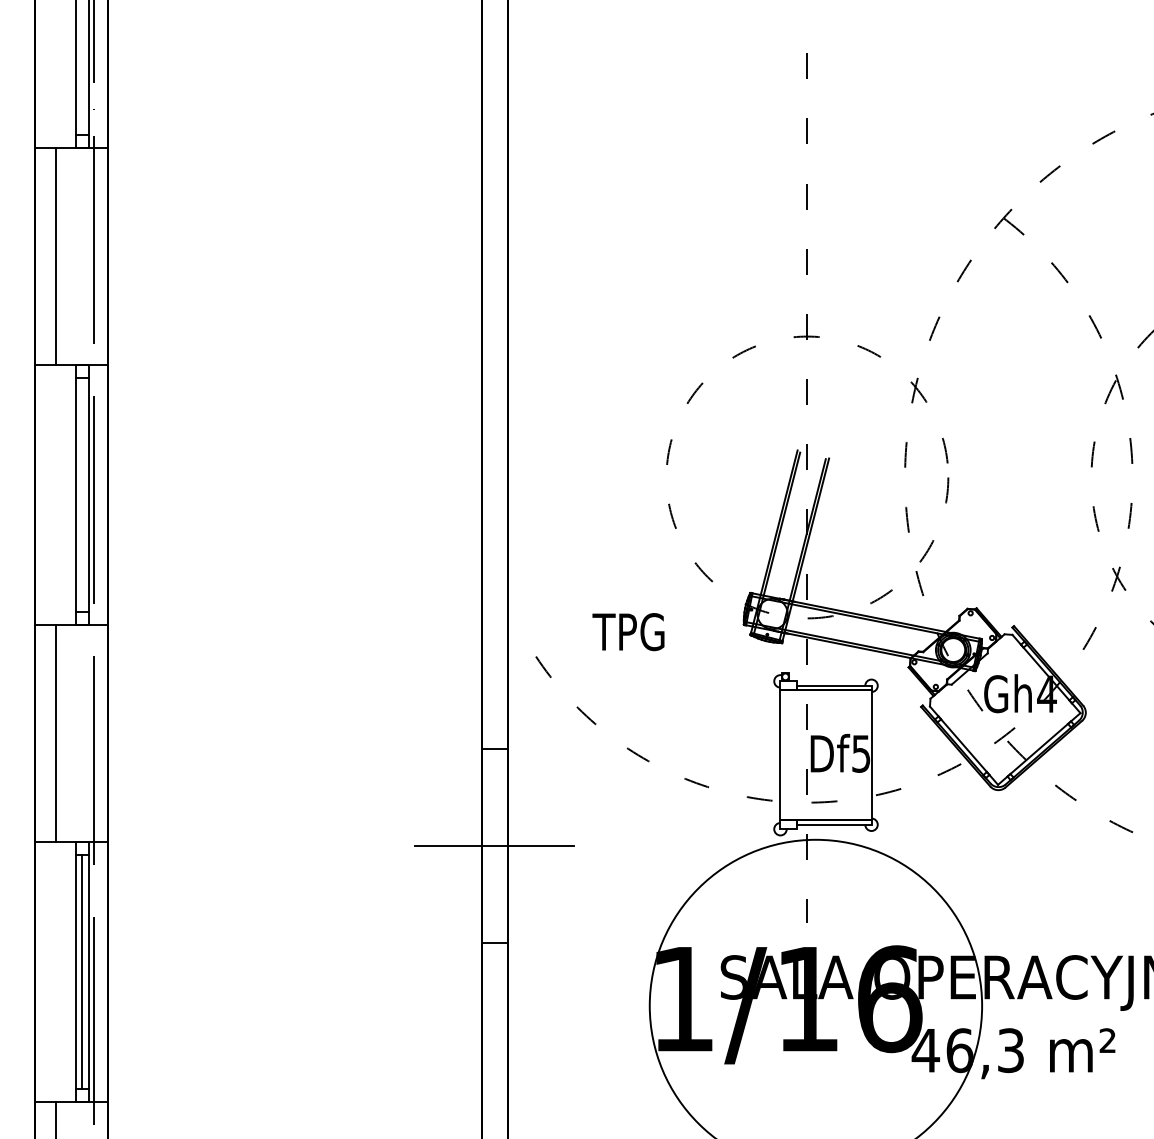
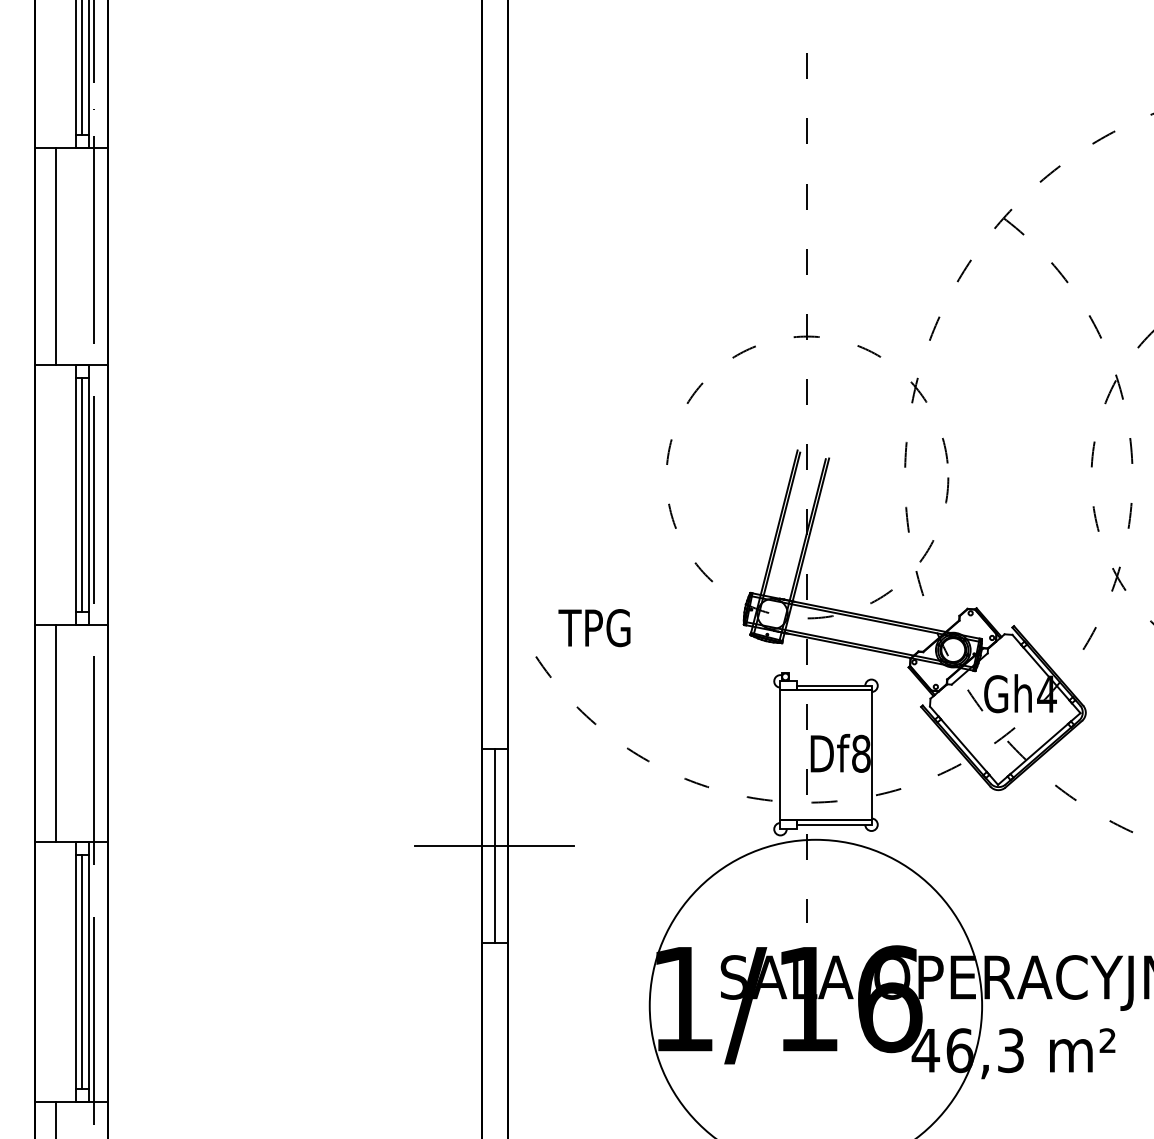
line: none -> present (82, 68)
line: none -> present (82, 495)
text position: (628, 632) -> (594, 628) (594, 628)
text: Df5 -> Df8 (861, 753)
line: none -> present (495, 845)
